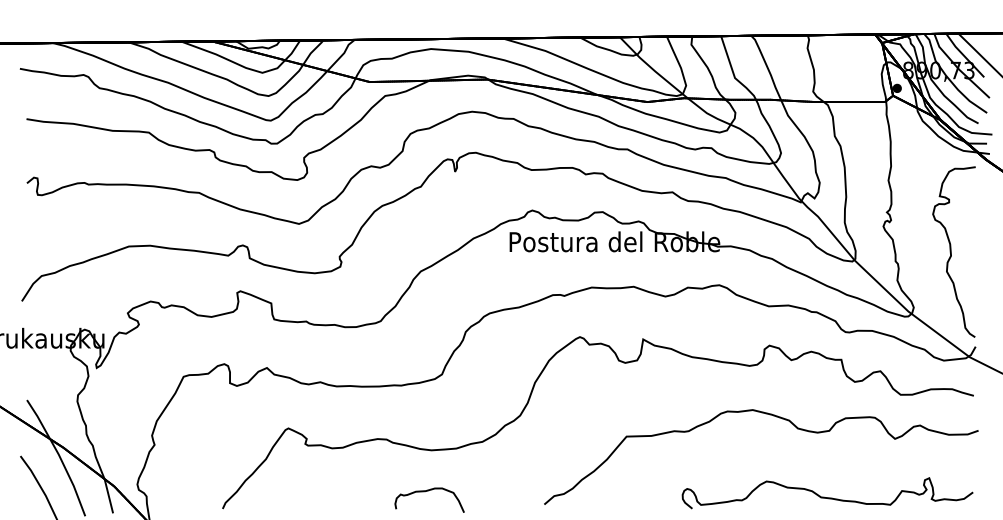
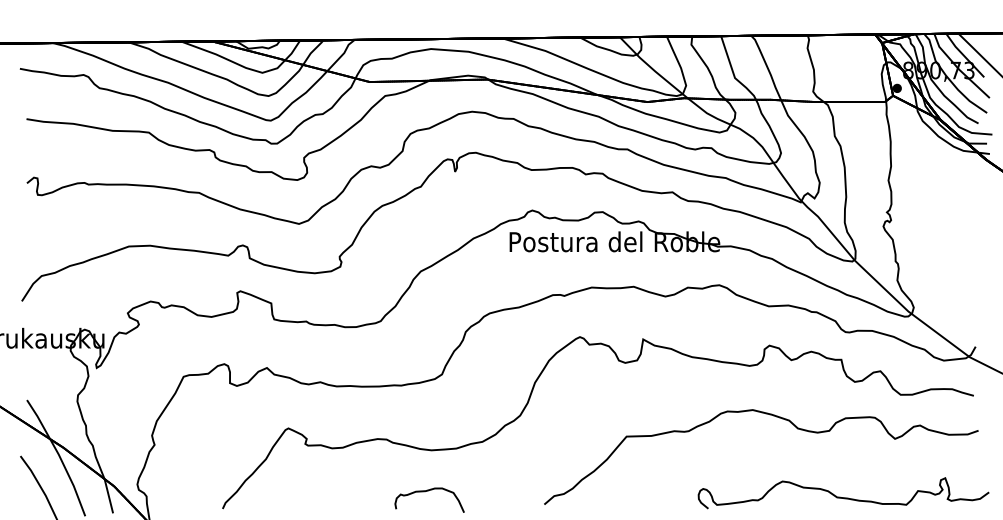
curve: present -> none (951, 251)
curve position: (827, 497) -> (843, 497) (843, 497)
